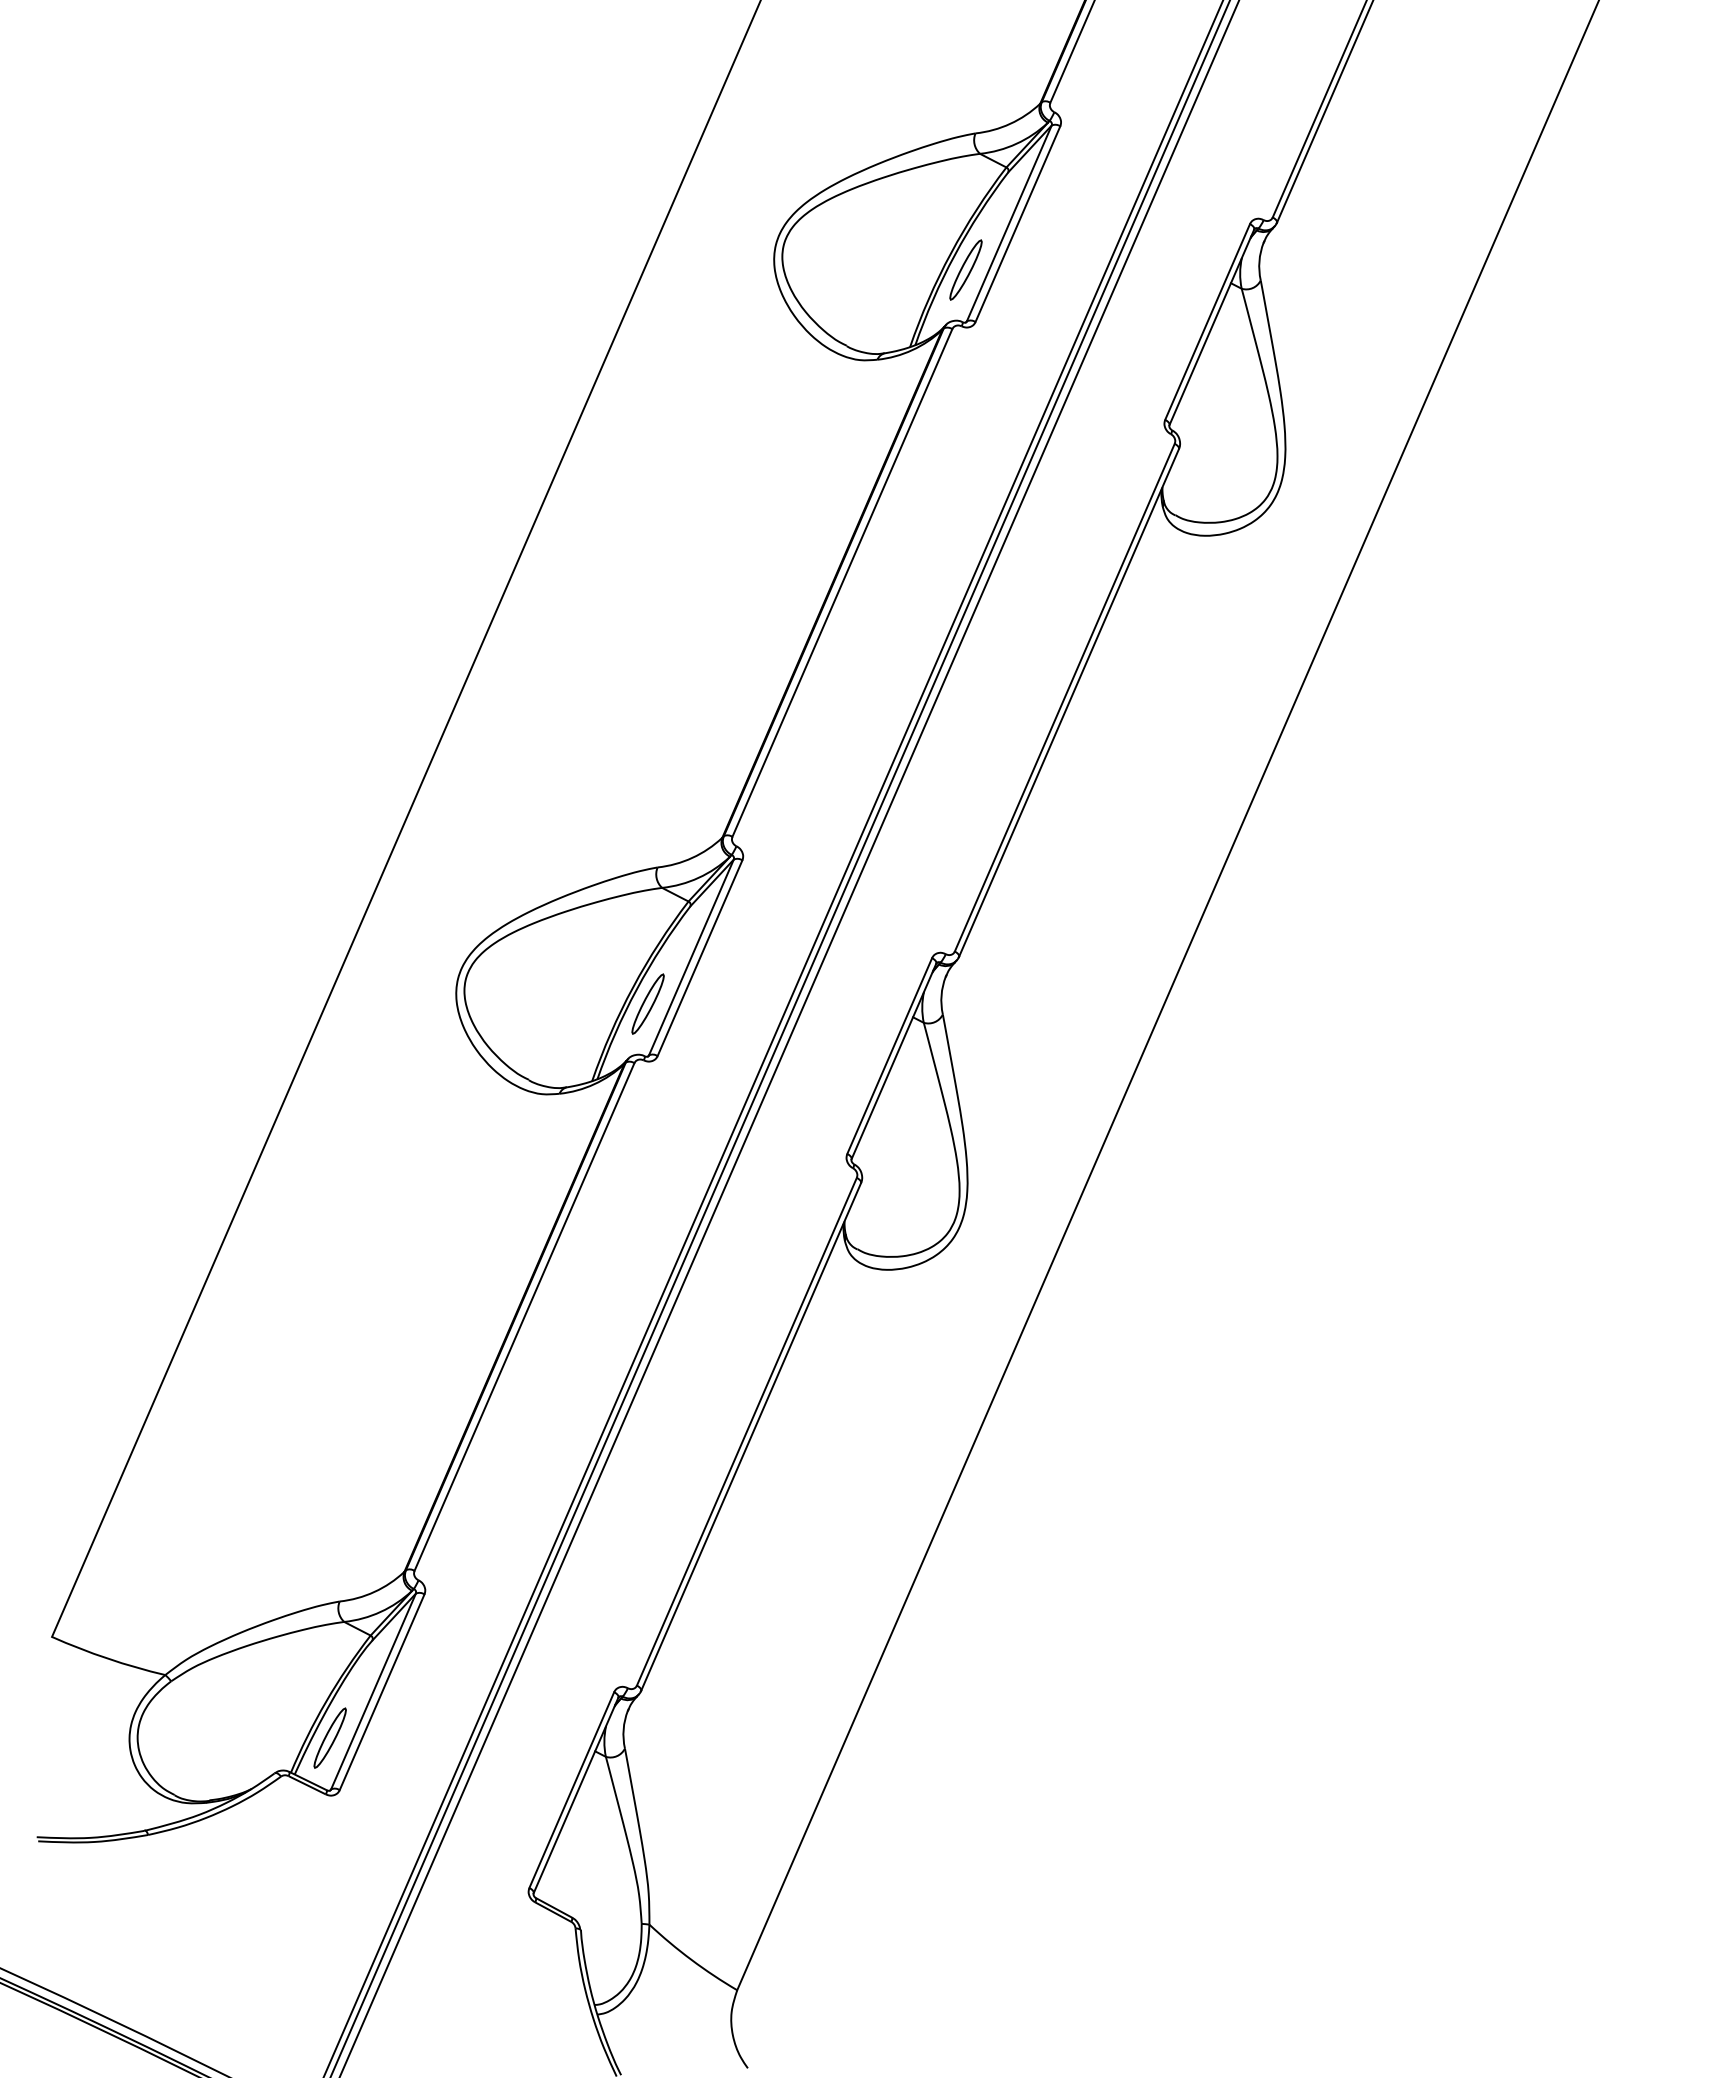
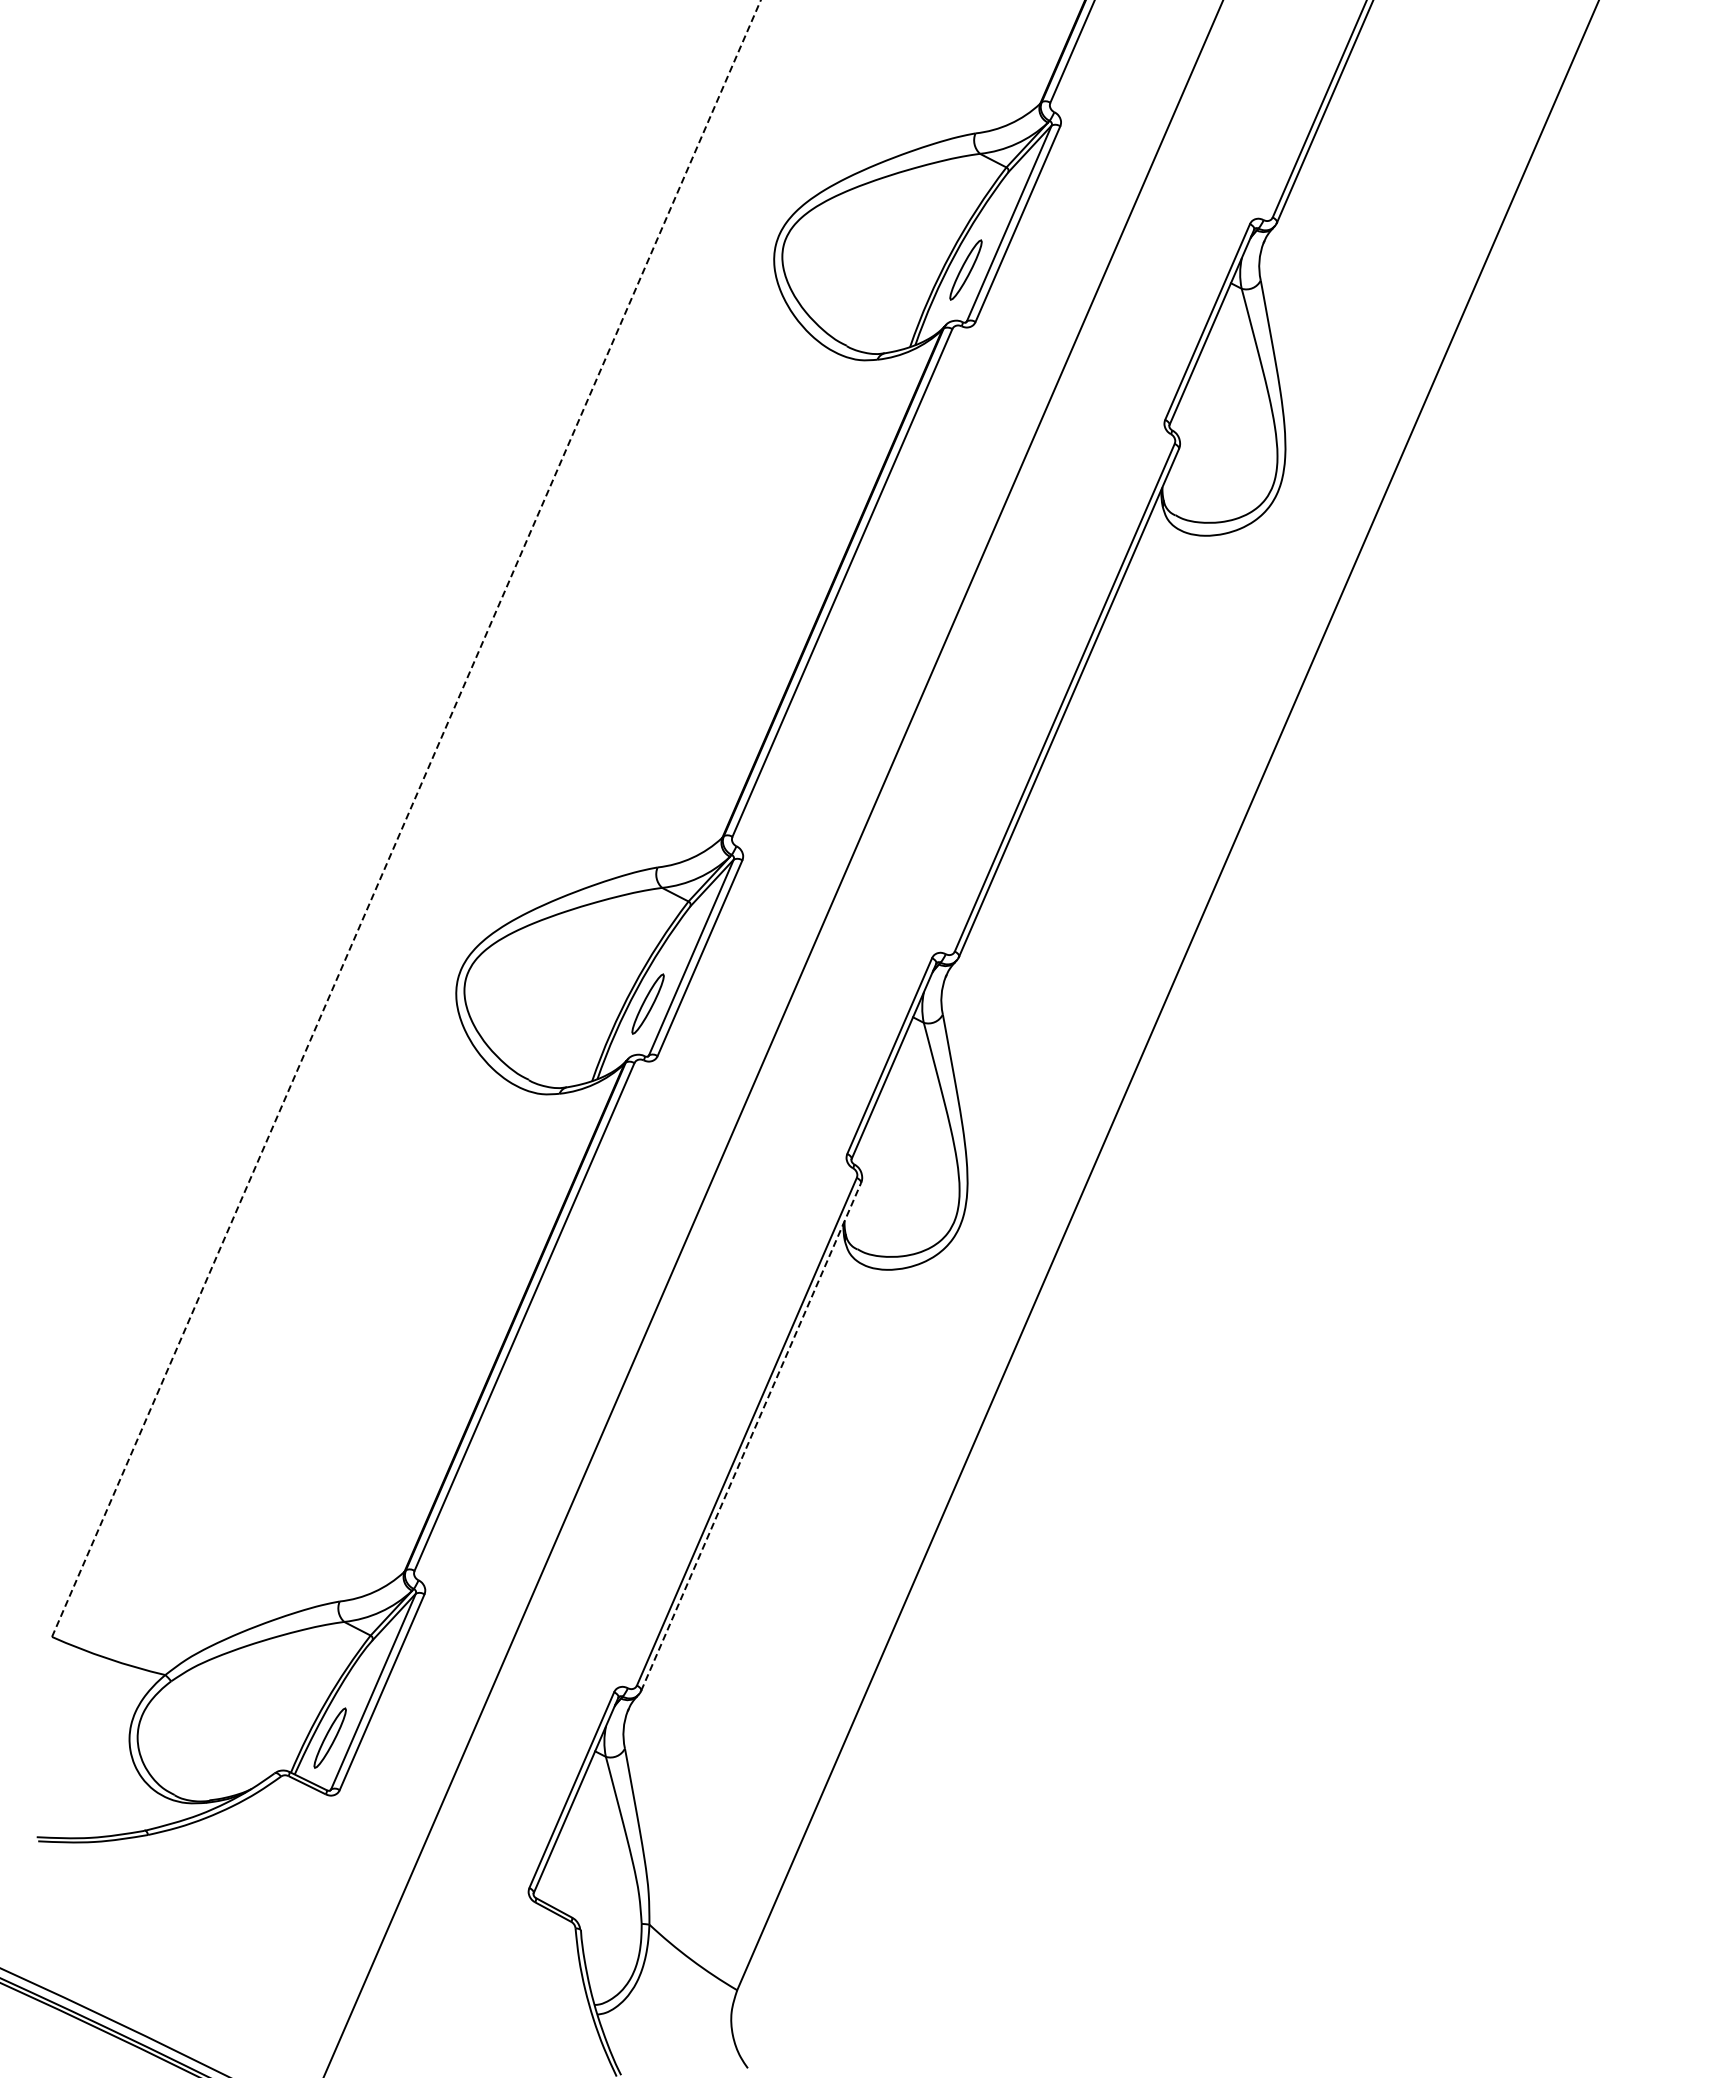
line: solid -> dashed (406, 818)
line: present -> none (780, 1038)
line: present -> none (789, 1038)
line: solid -> dashed (751, 1437)
